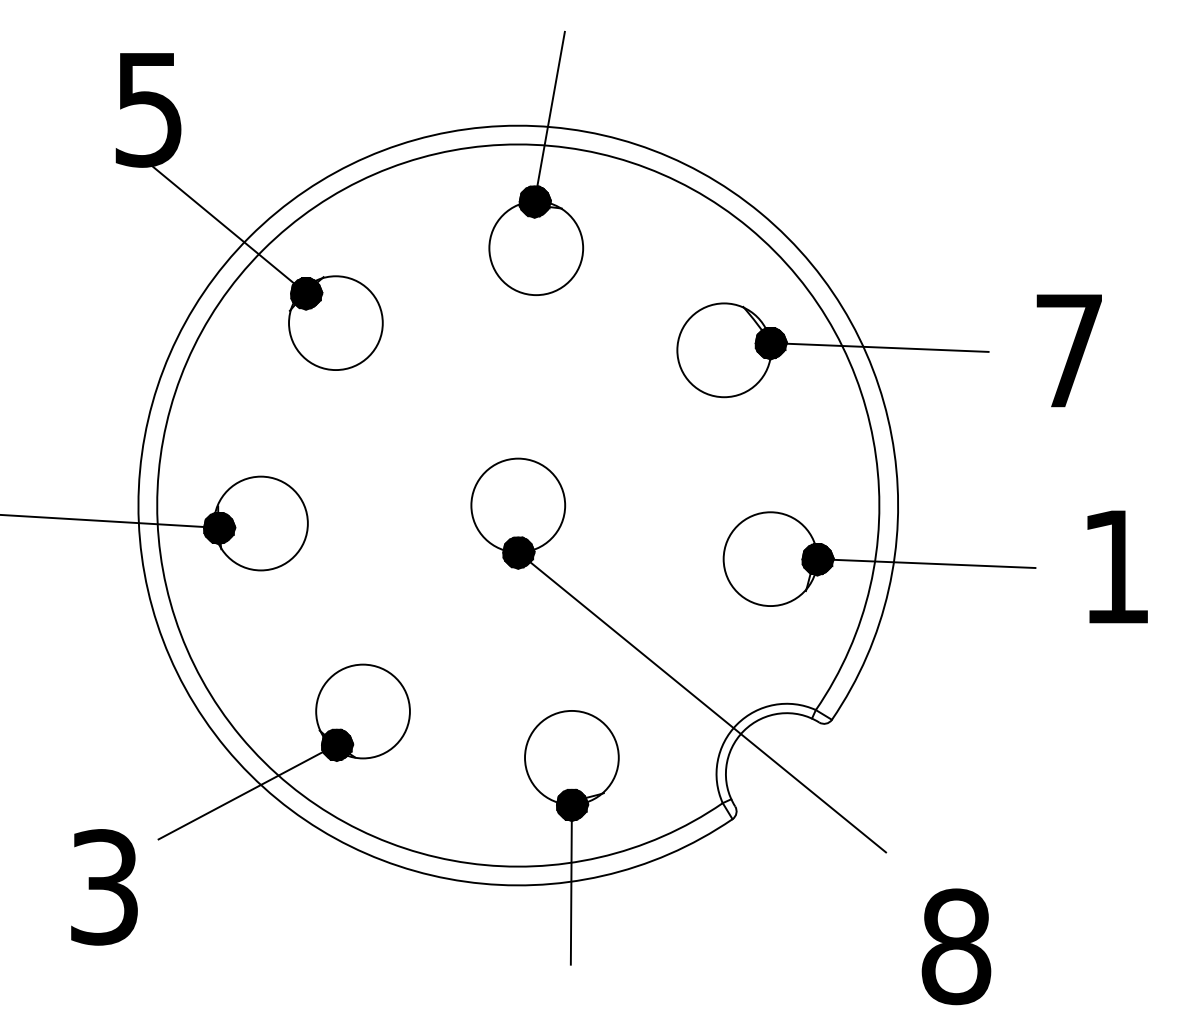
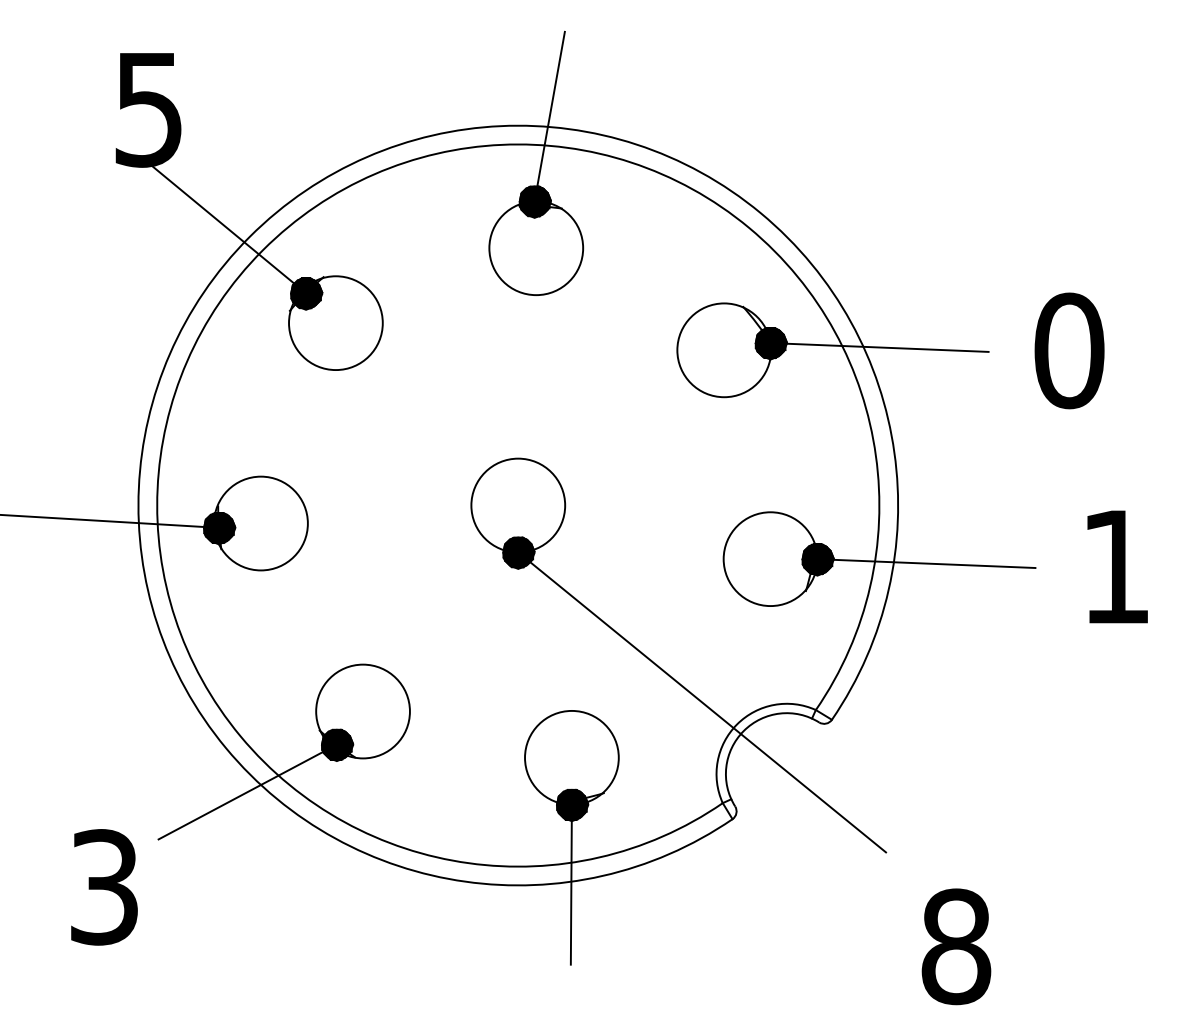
text: 7 -> 0 (1069, 350)
